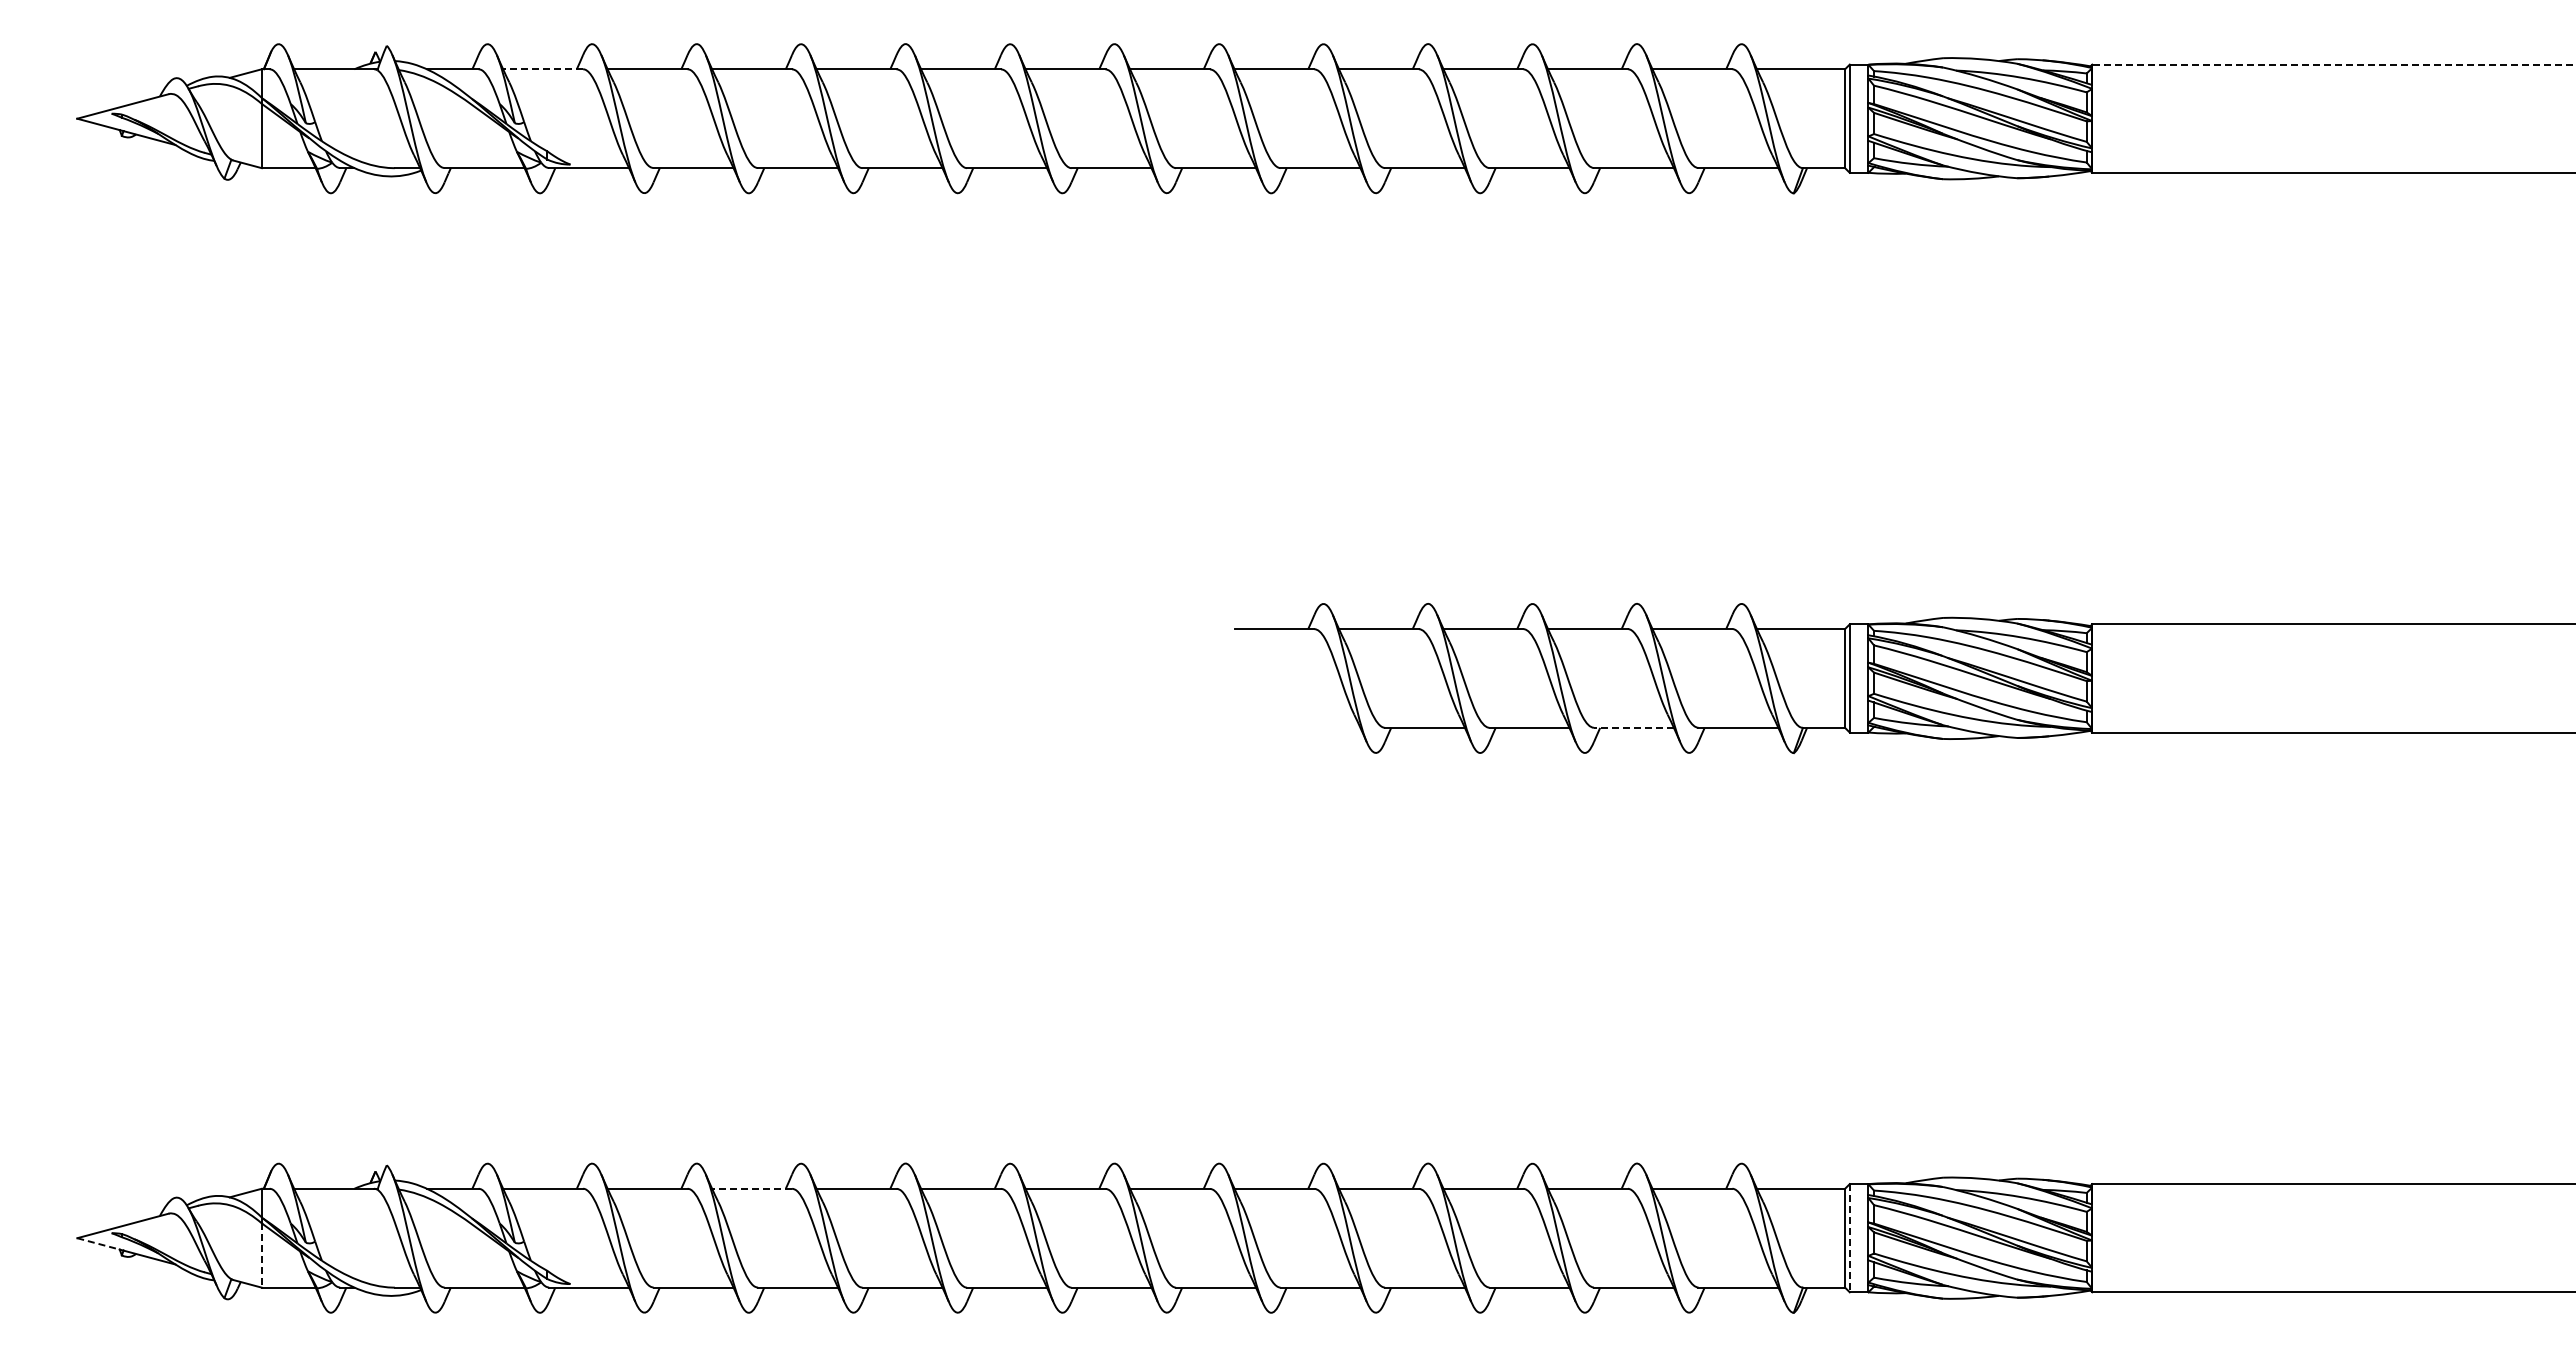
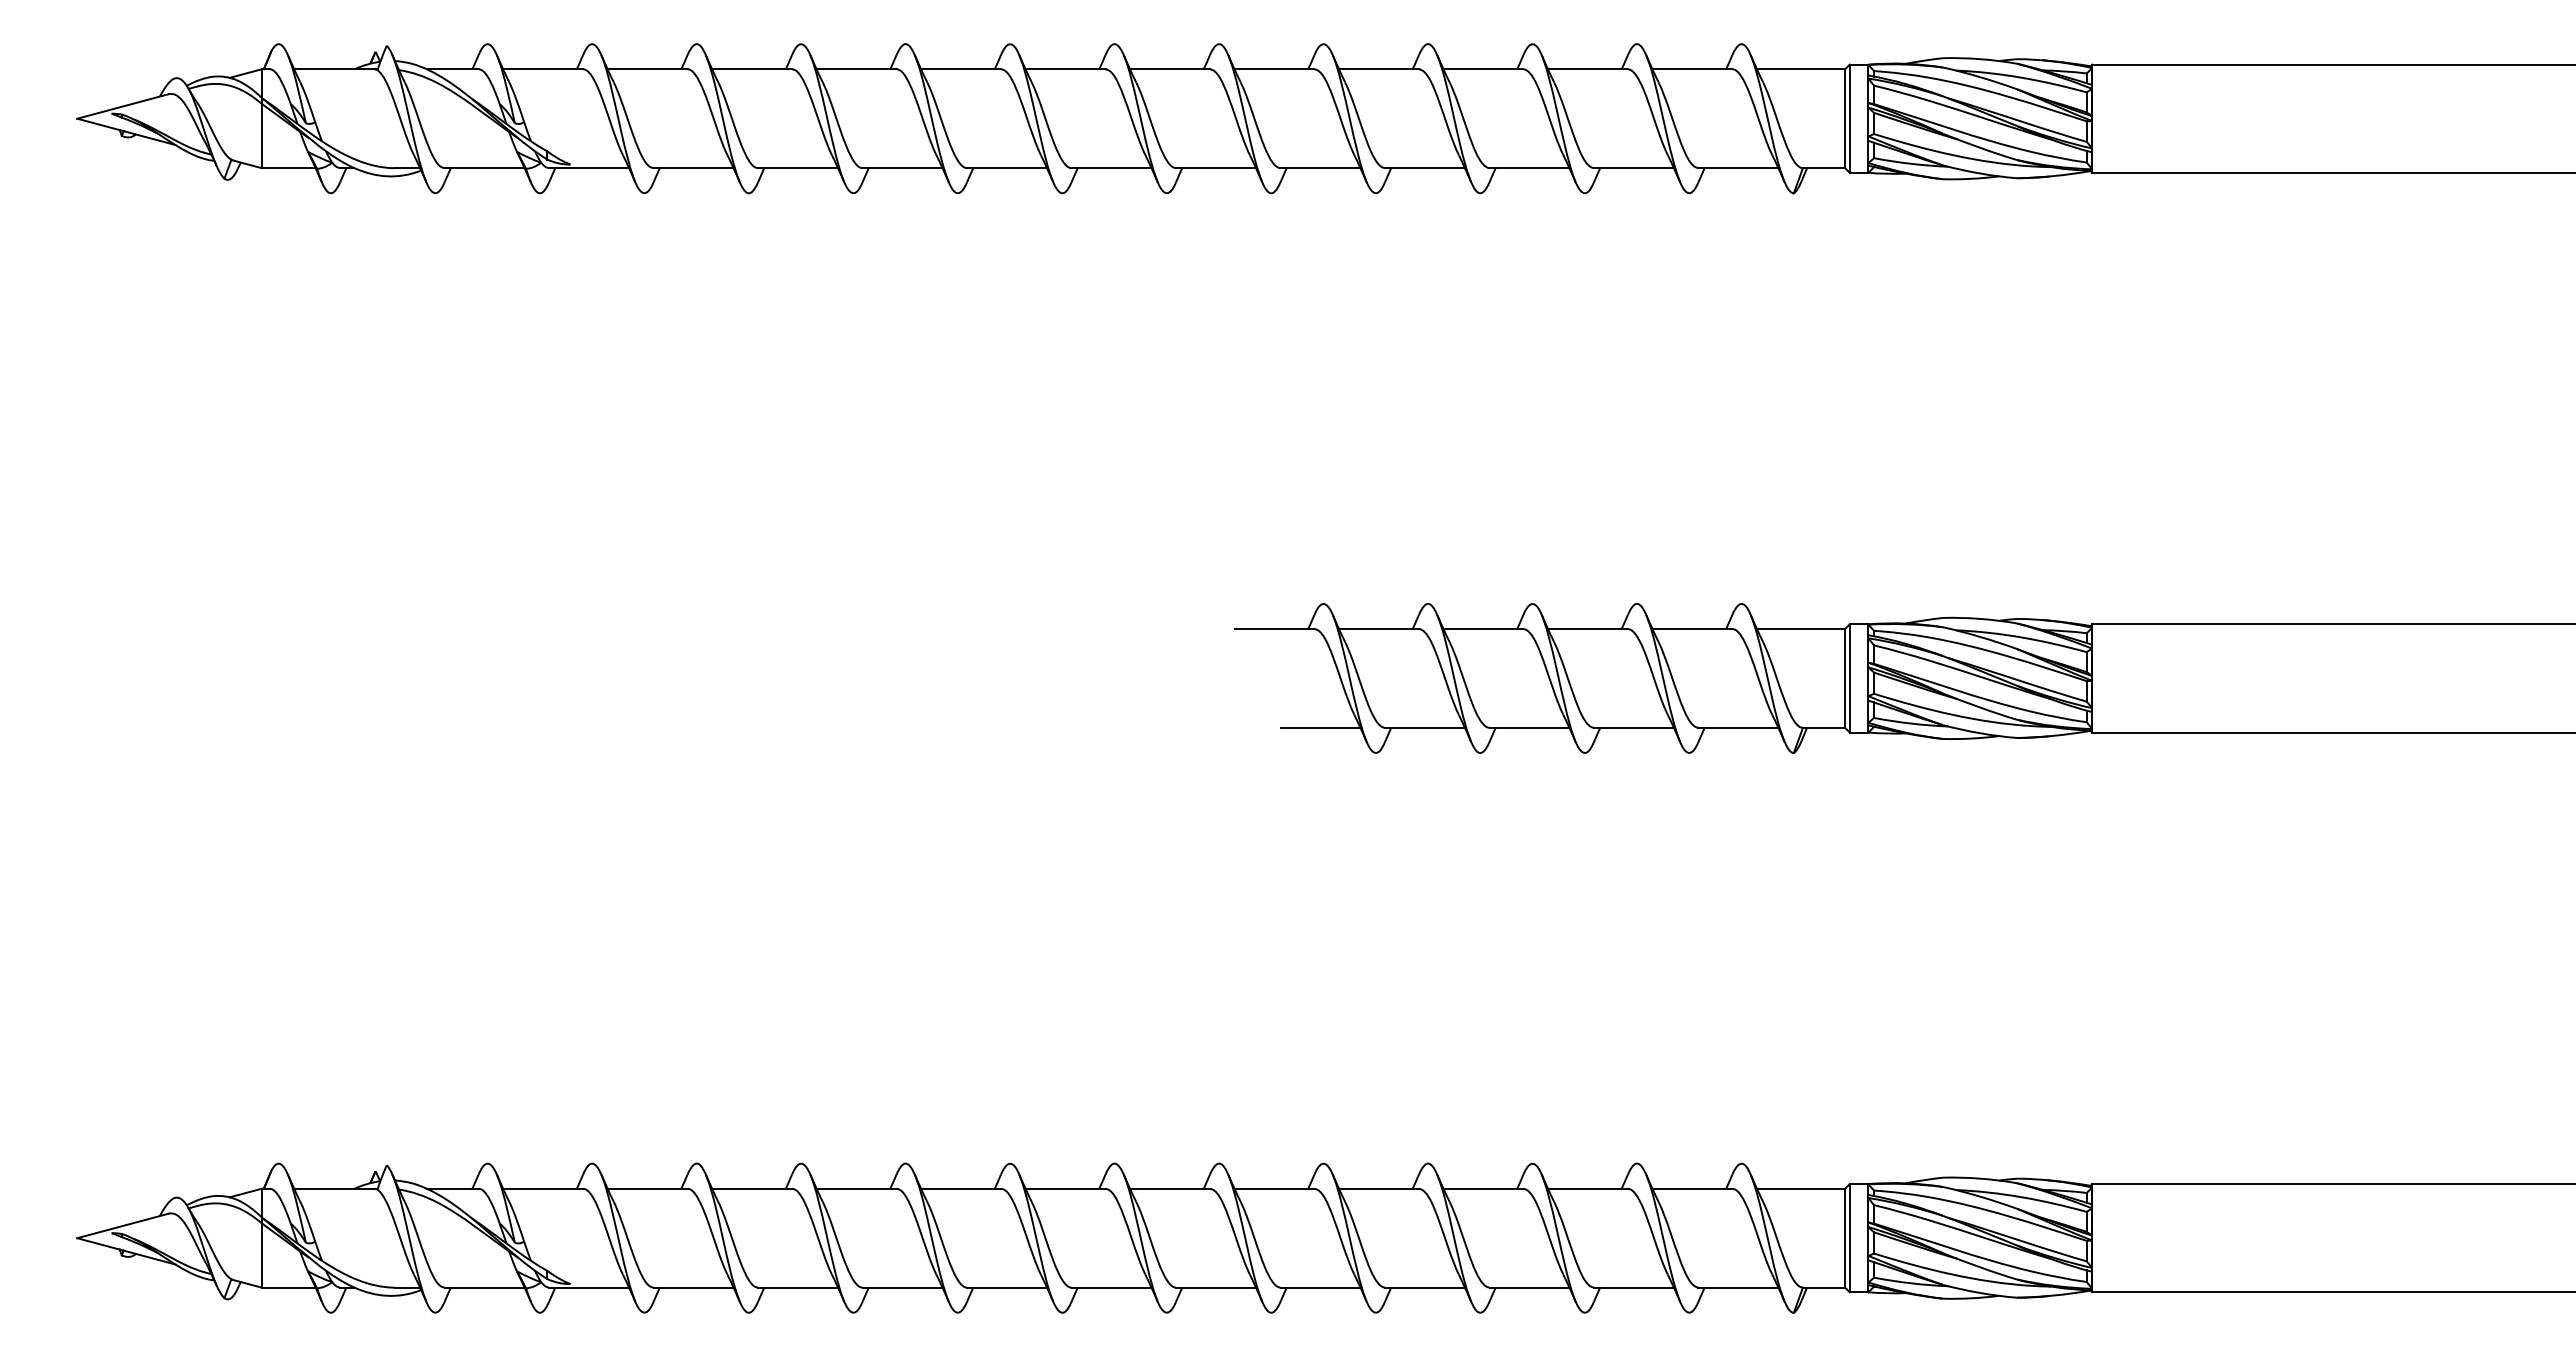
line: dashed -> solid (2333, 64)
line: dashed -> solid (543, 69)
line: none -> present (1320, 727)
line: dashed -> solid (1633, 727)
line: dashed -> solid (752, 1188)
line: dashed -> solid (1849, 1238)
line: dashed -> solid (98, 1243)
line: dashed -> solid (261, 1256)
